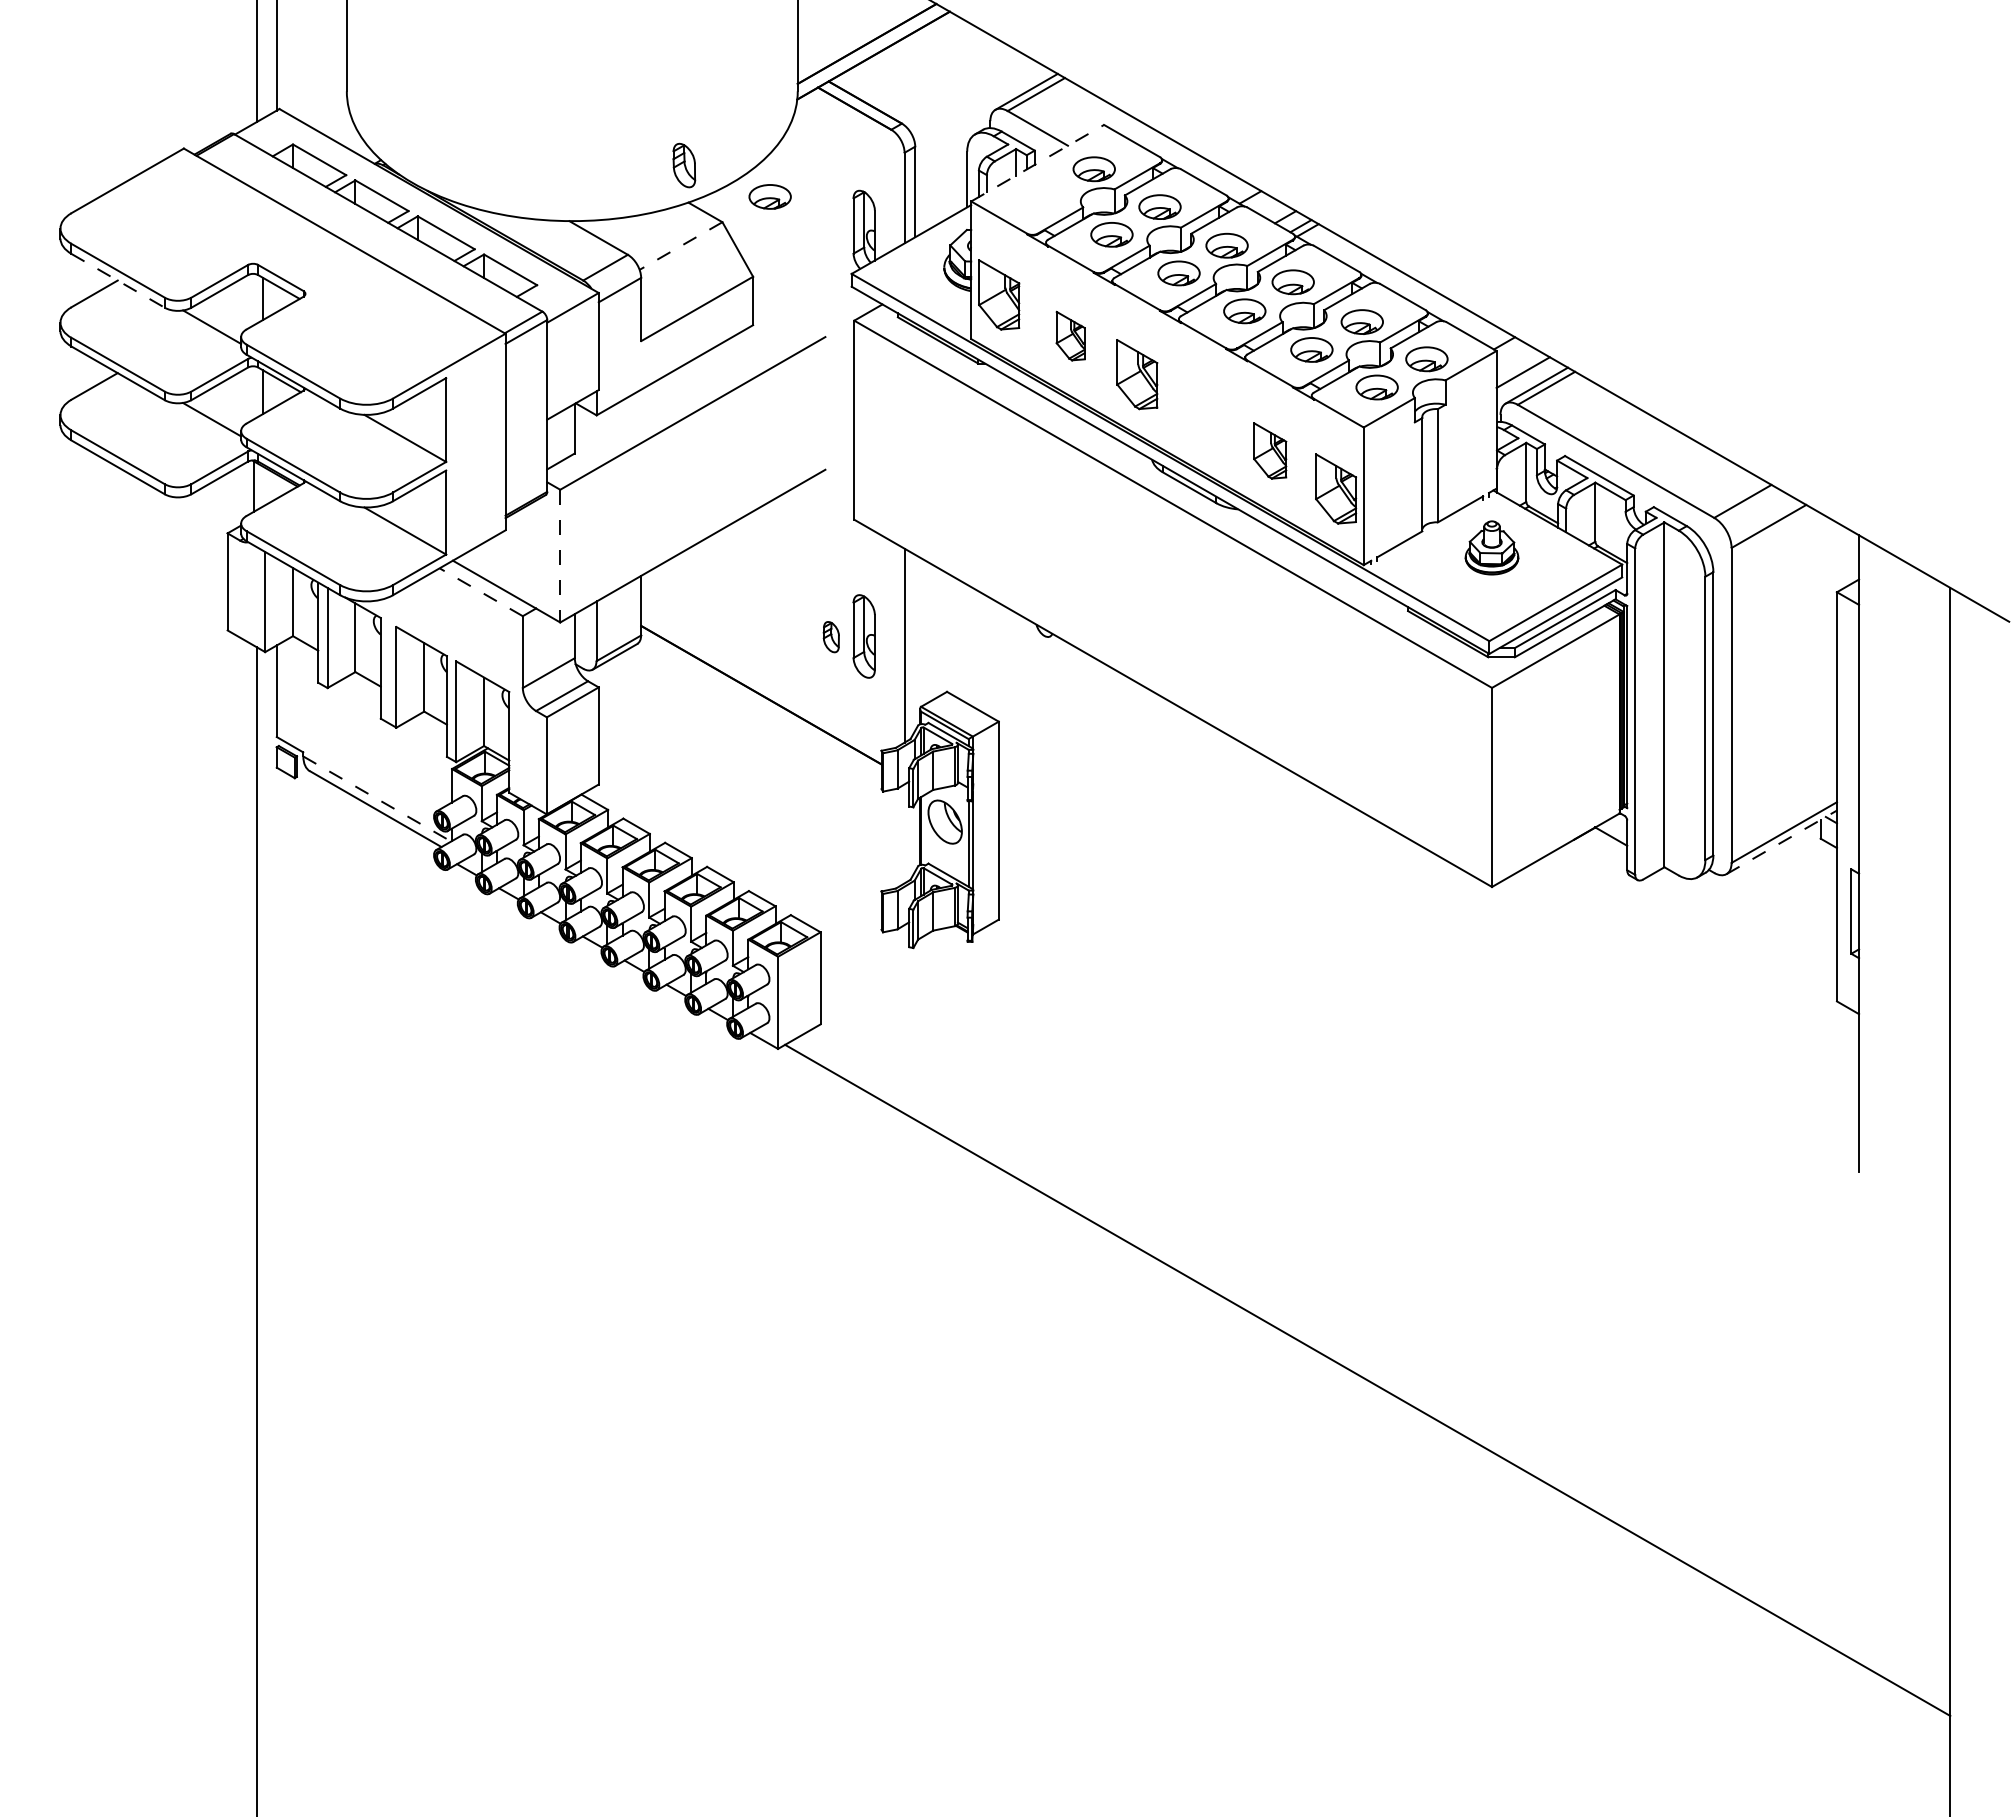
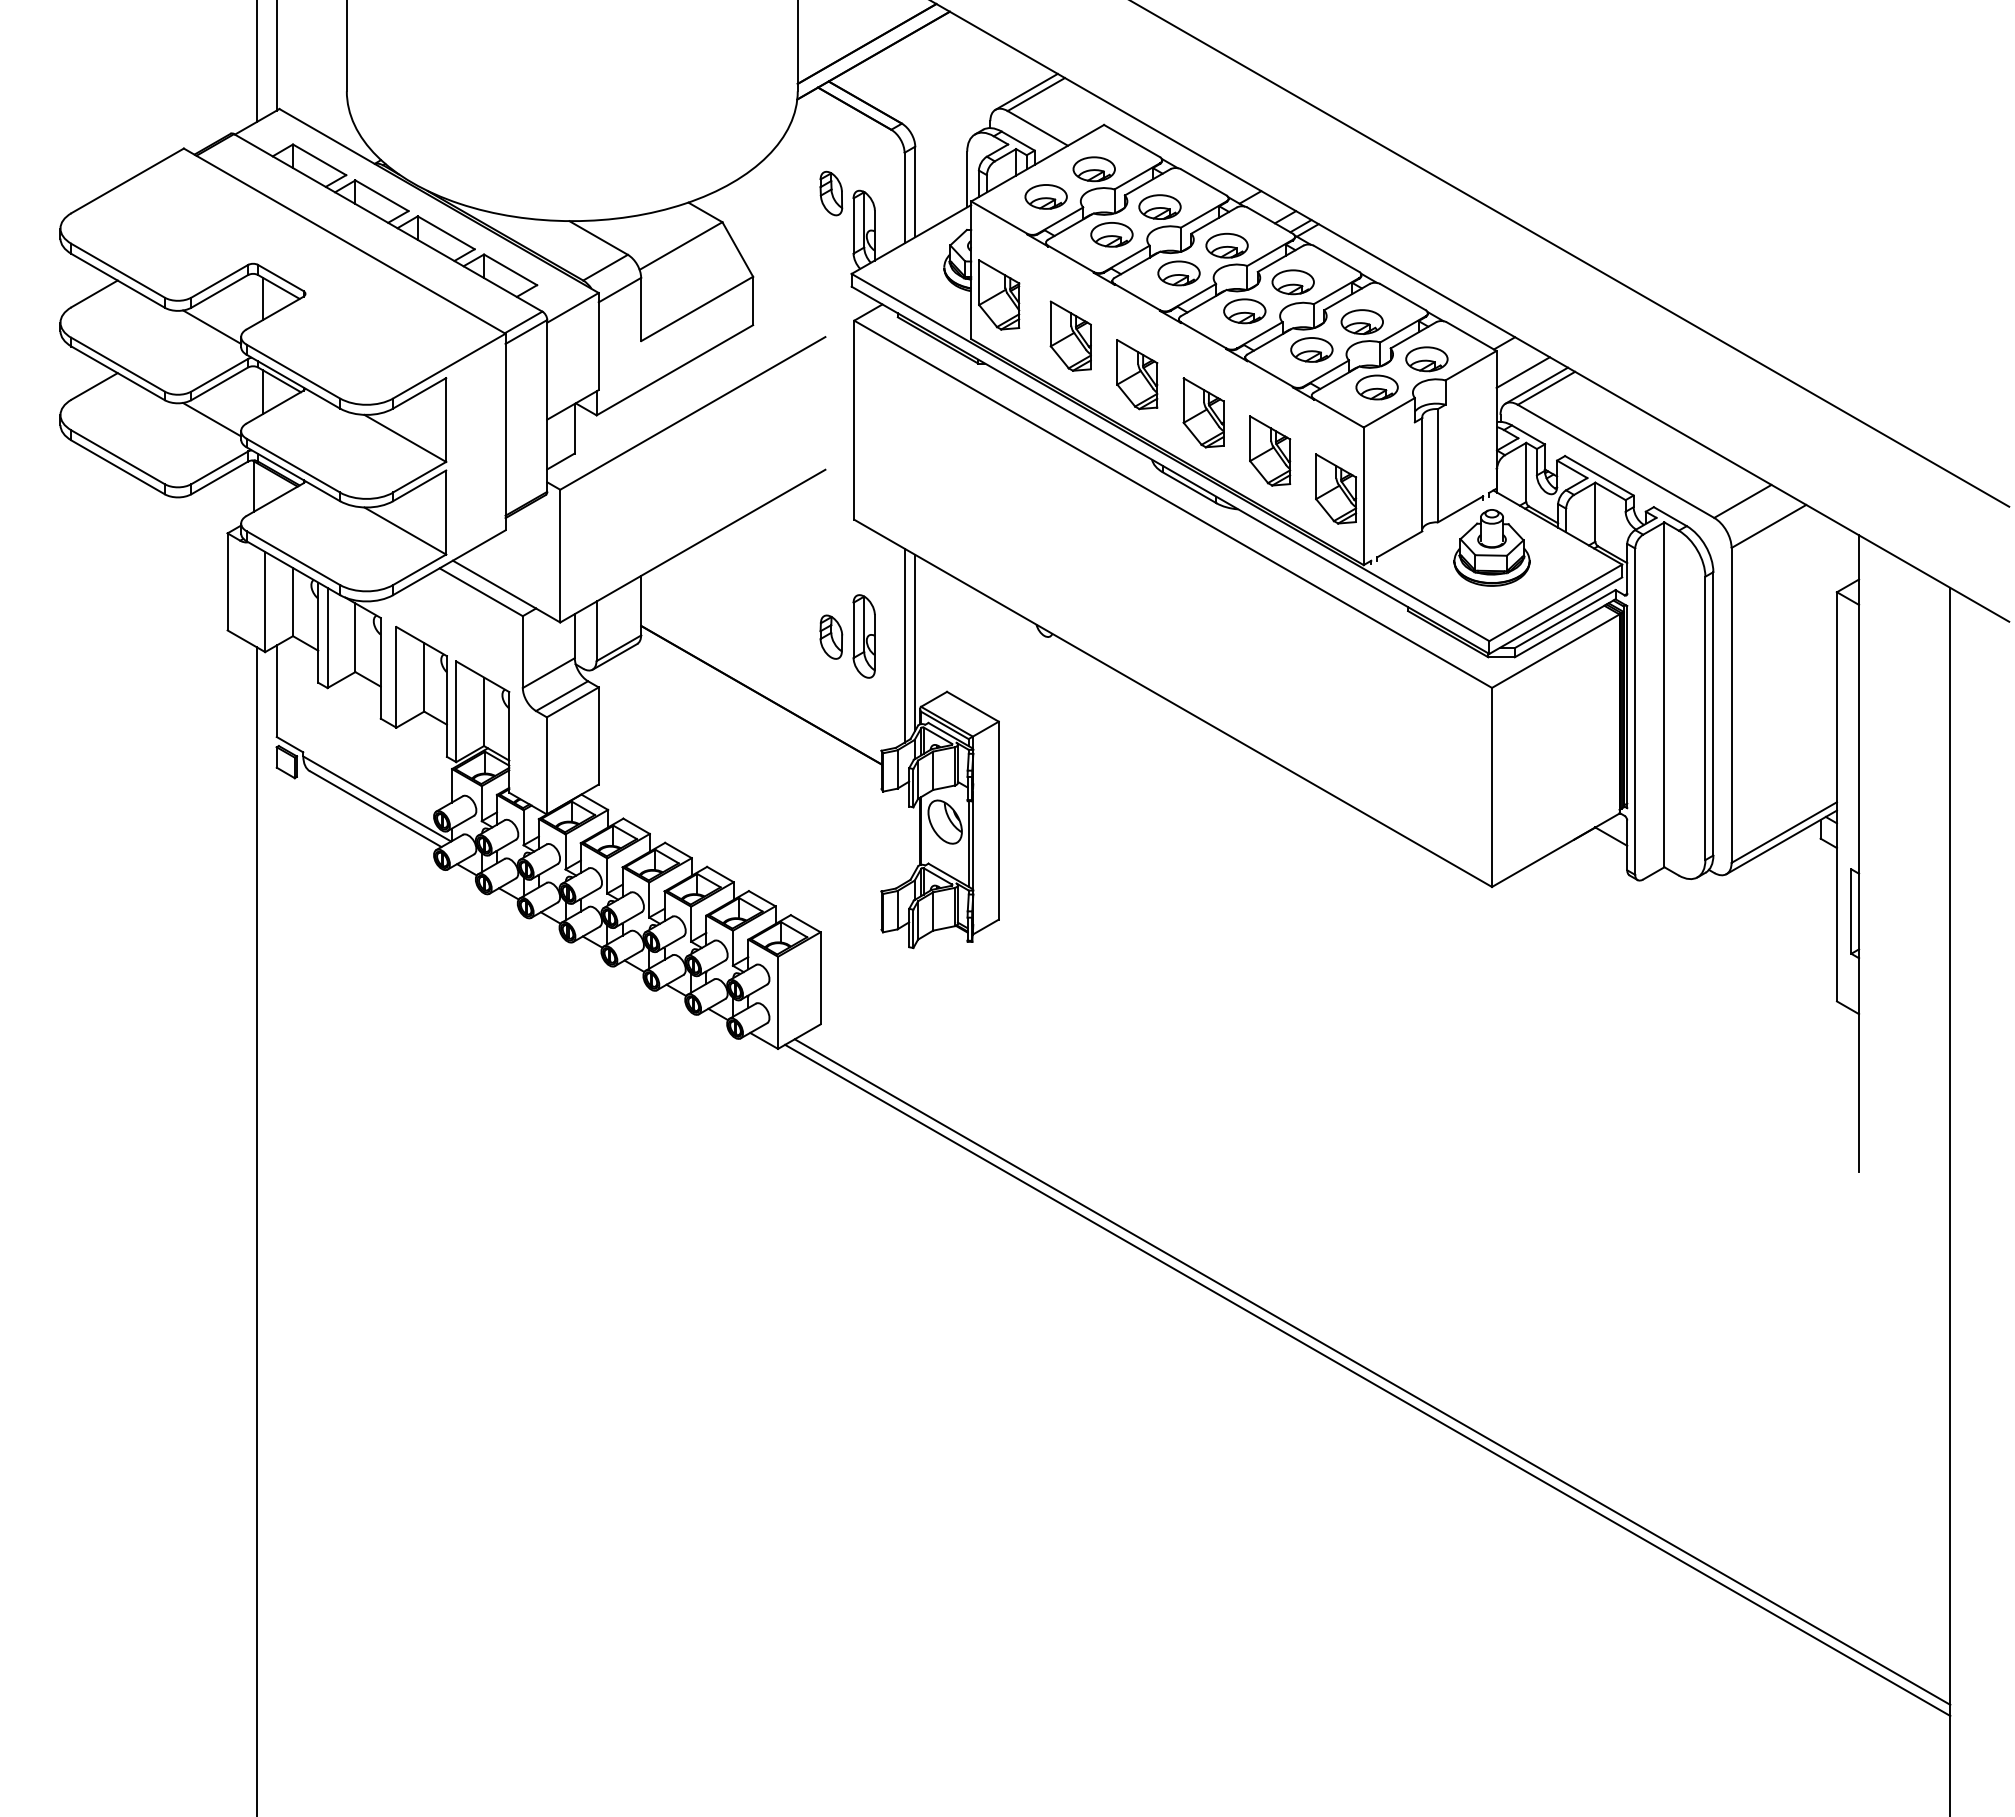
line: dashed -> solid (1037, 163)
part position: (684, 165) -> (831, 193) (831, 193)
part position: (769, 196) -> (1045, 196) (1045, 196)
line: dashed -> solid (681, 246)
line: none -> present (1570, 254)
line: dashed -> solid (118, 280)
part size: 31x52 px -> 43x72 px (1070, 335)
part: none -> present (1203, 412)
part size: 35x58 px -> 43x72 px (1270, 450)
part size: 56x56 px -> 78x78 px (1491, 547)
line: dashed -> solid (560, 556)
line: dashed -> solid (481, 592)
part size: 18x33 px -> 25x46 px (831, 636)
line: none -> present (915, 642)
line: dashed -> solid (377, 799)
line: dashed -> solid (1781, 842)
line: none -> present (1372, 1371)
